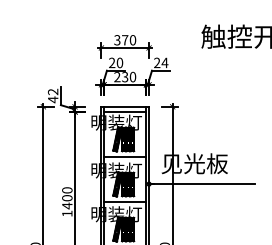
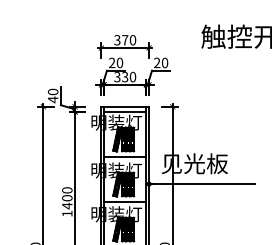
text: 24 -> 20 (164, 62)
text: 230 -> 330 (117, 77)
text: 42 -> 40 (53, 91)
